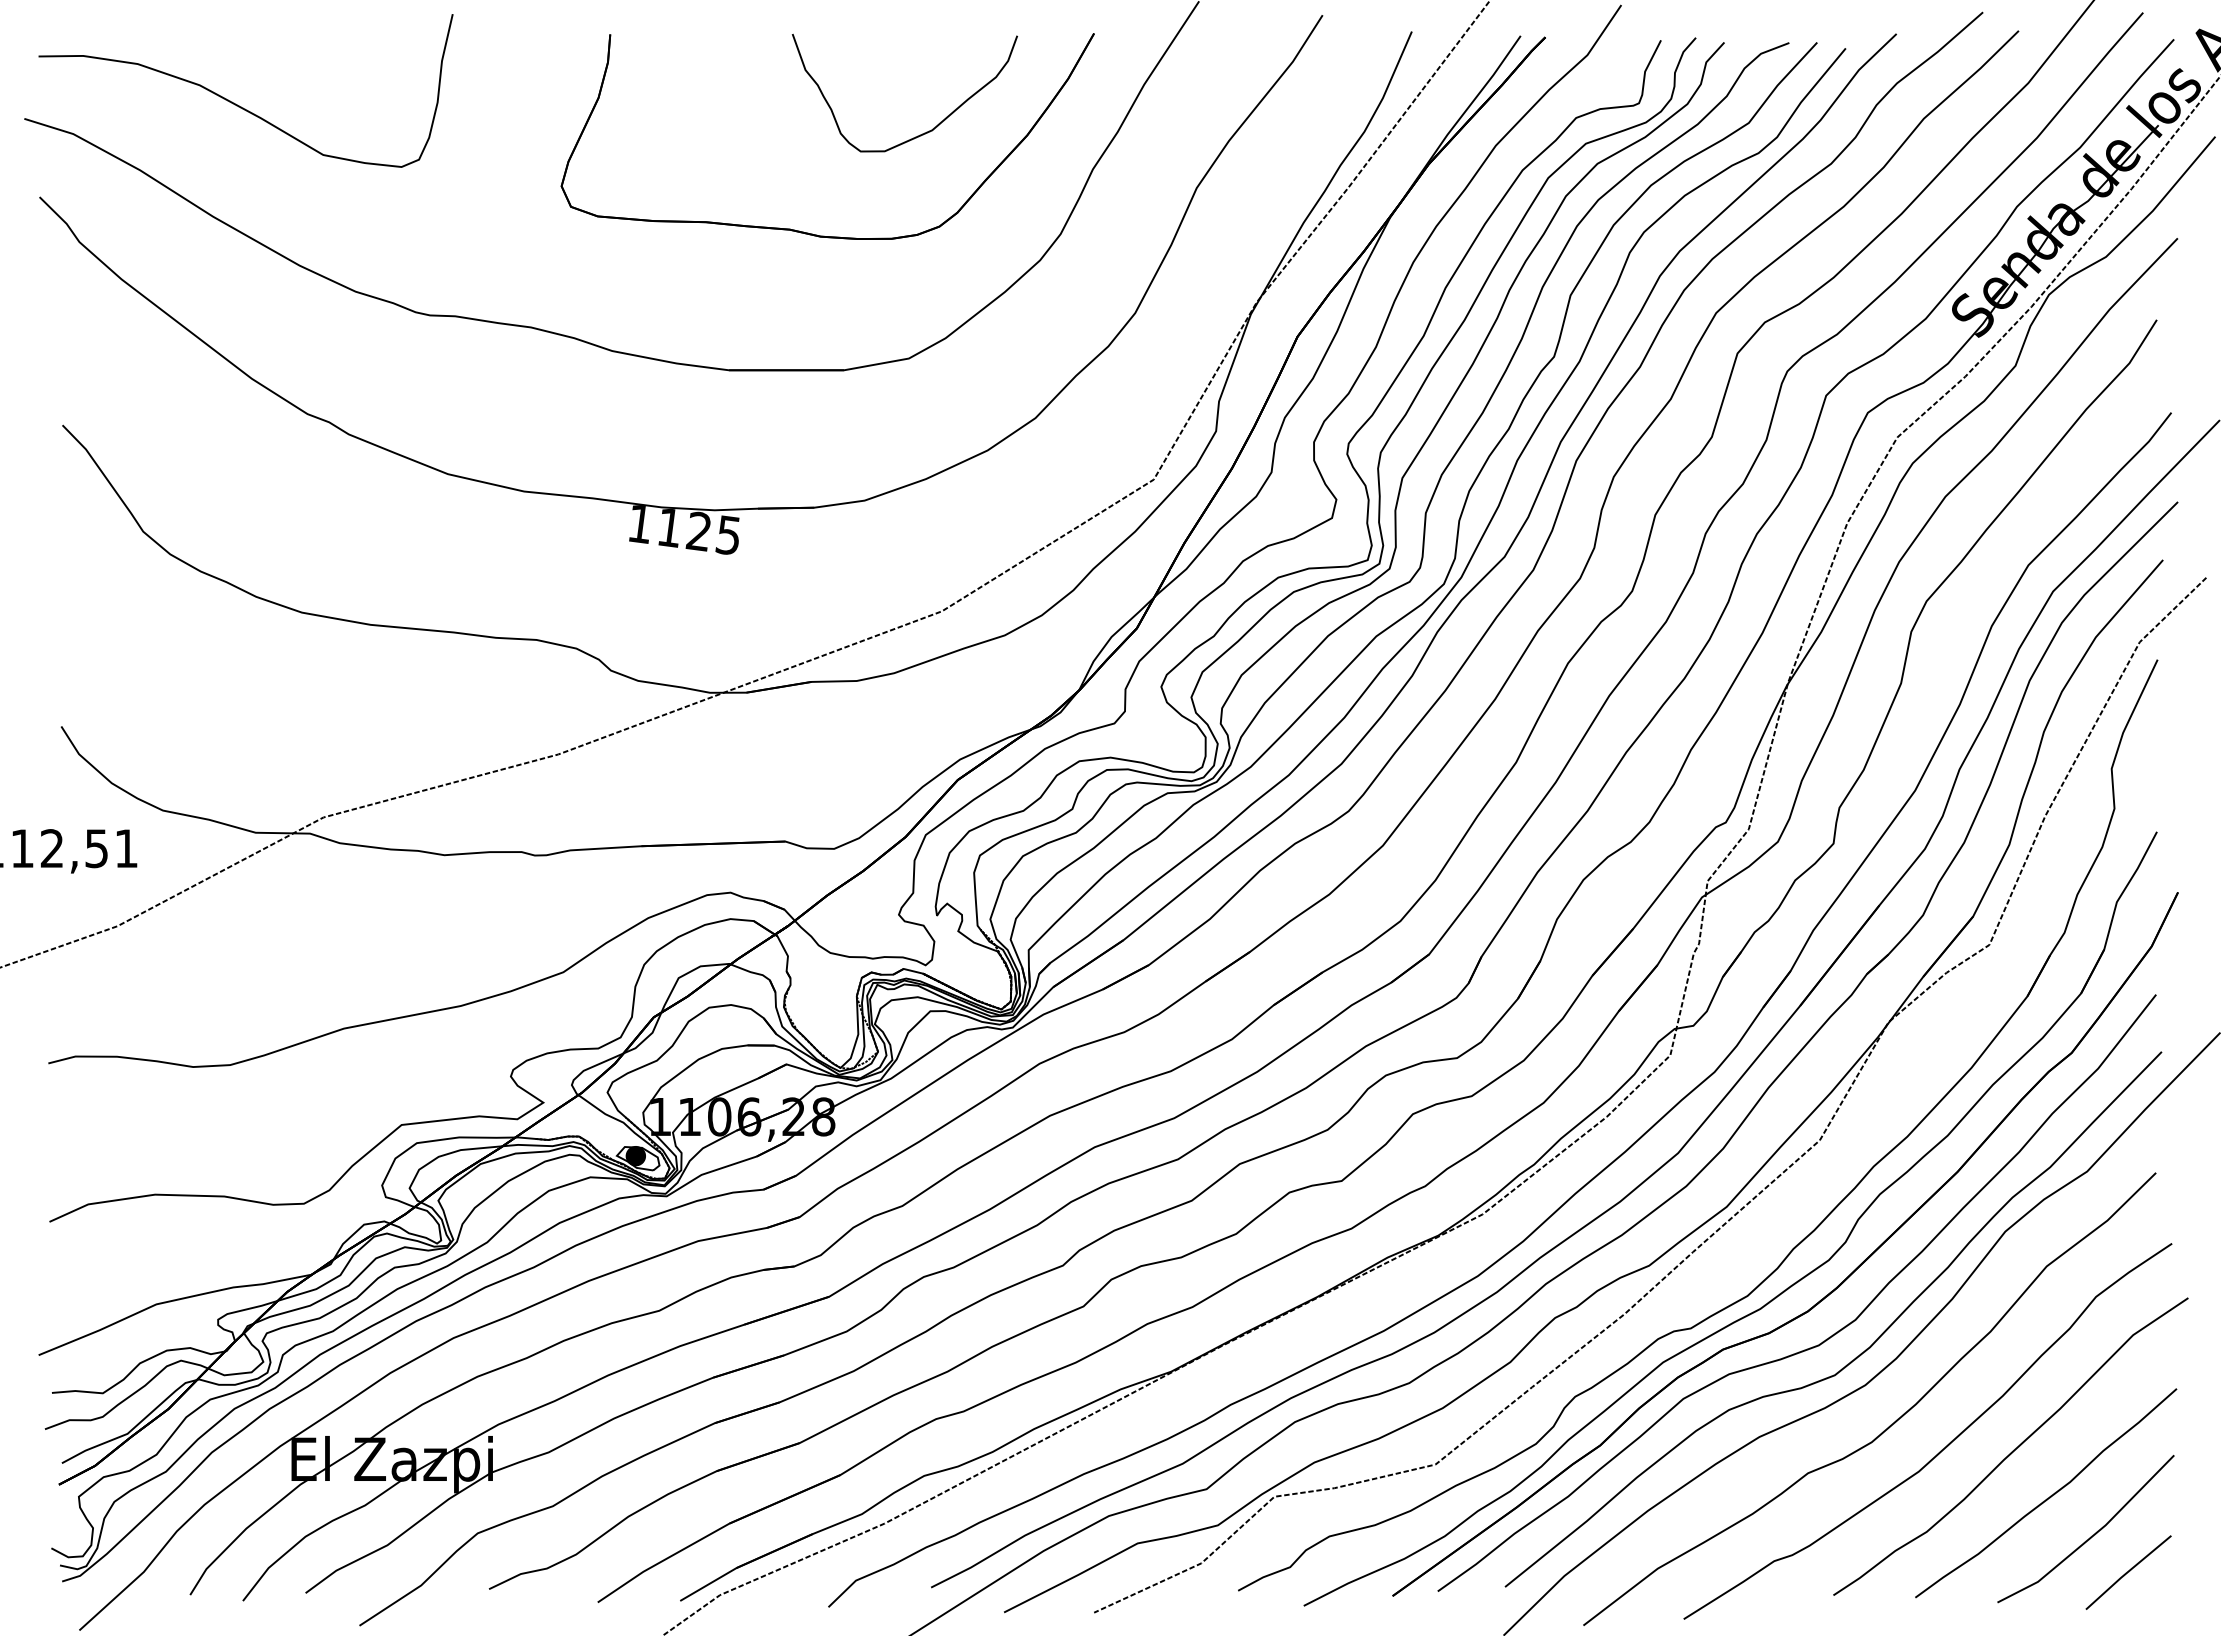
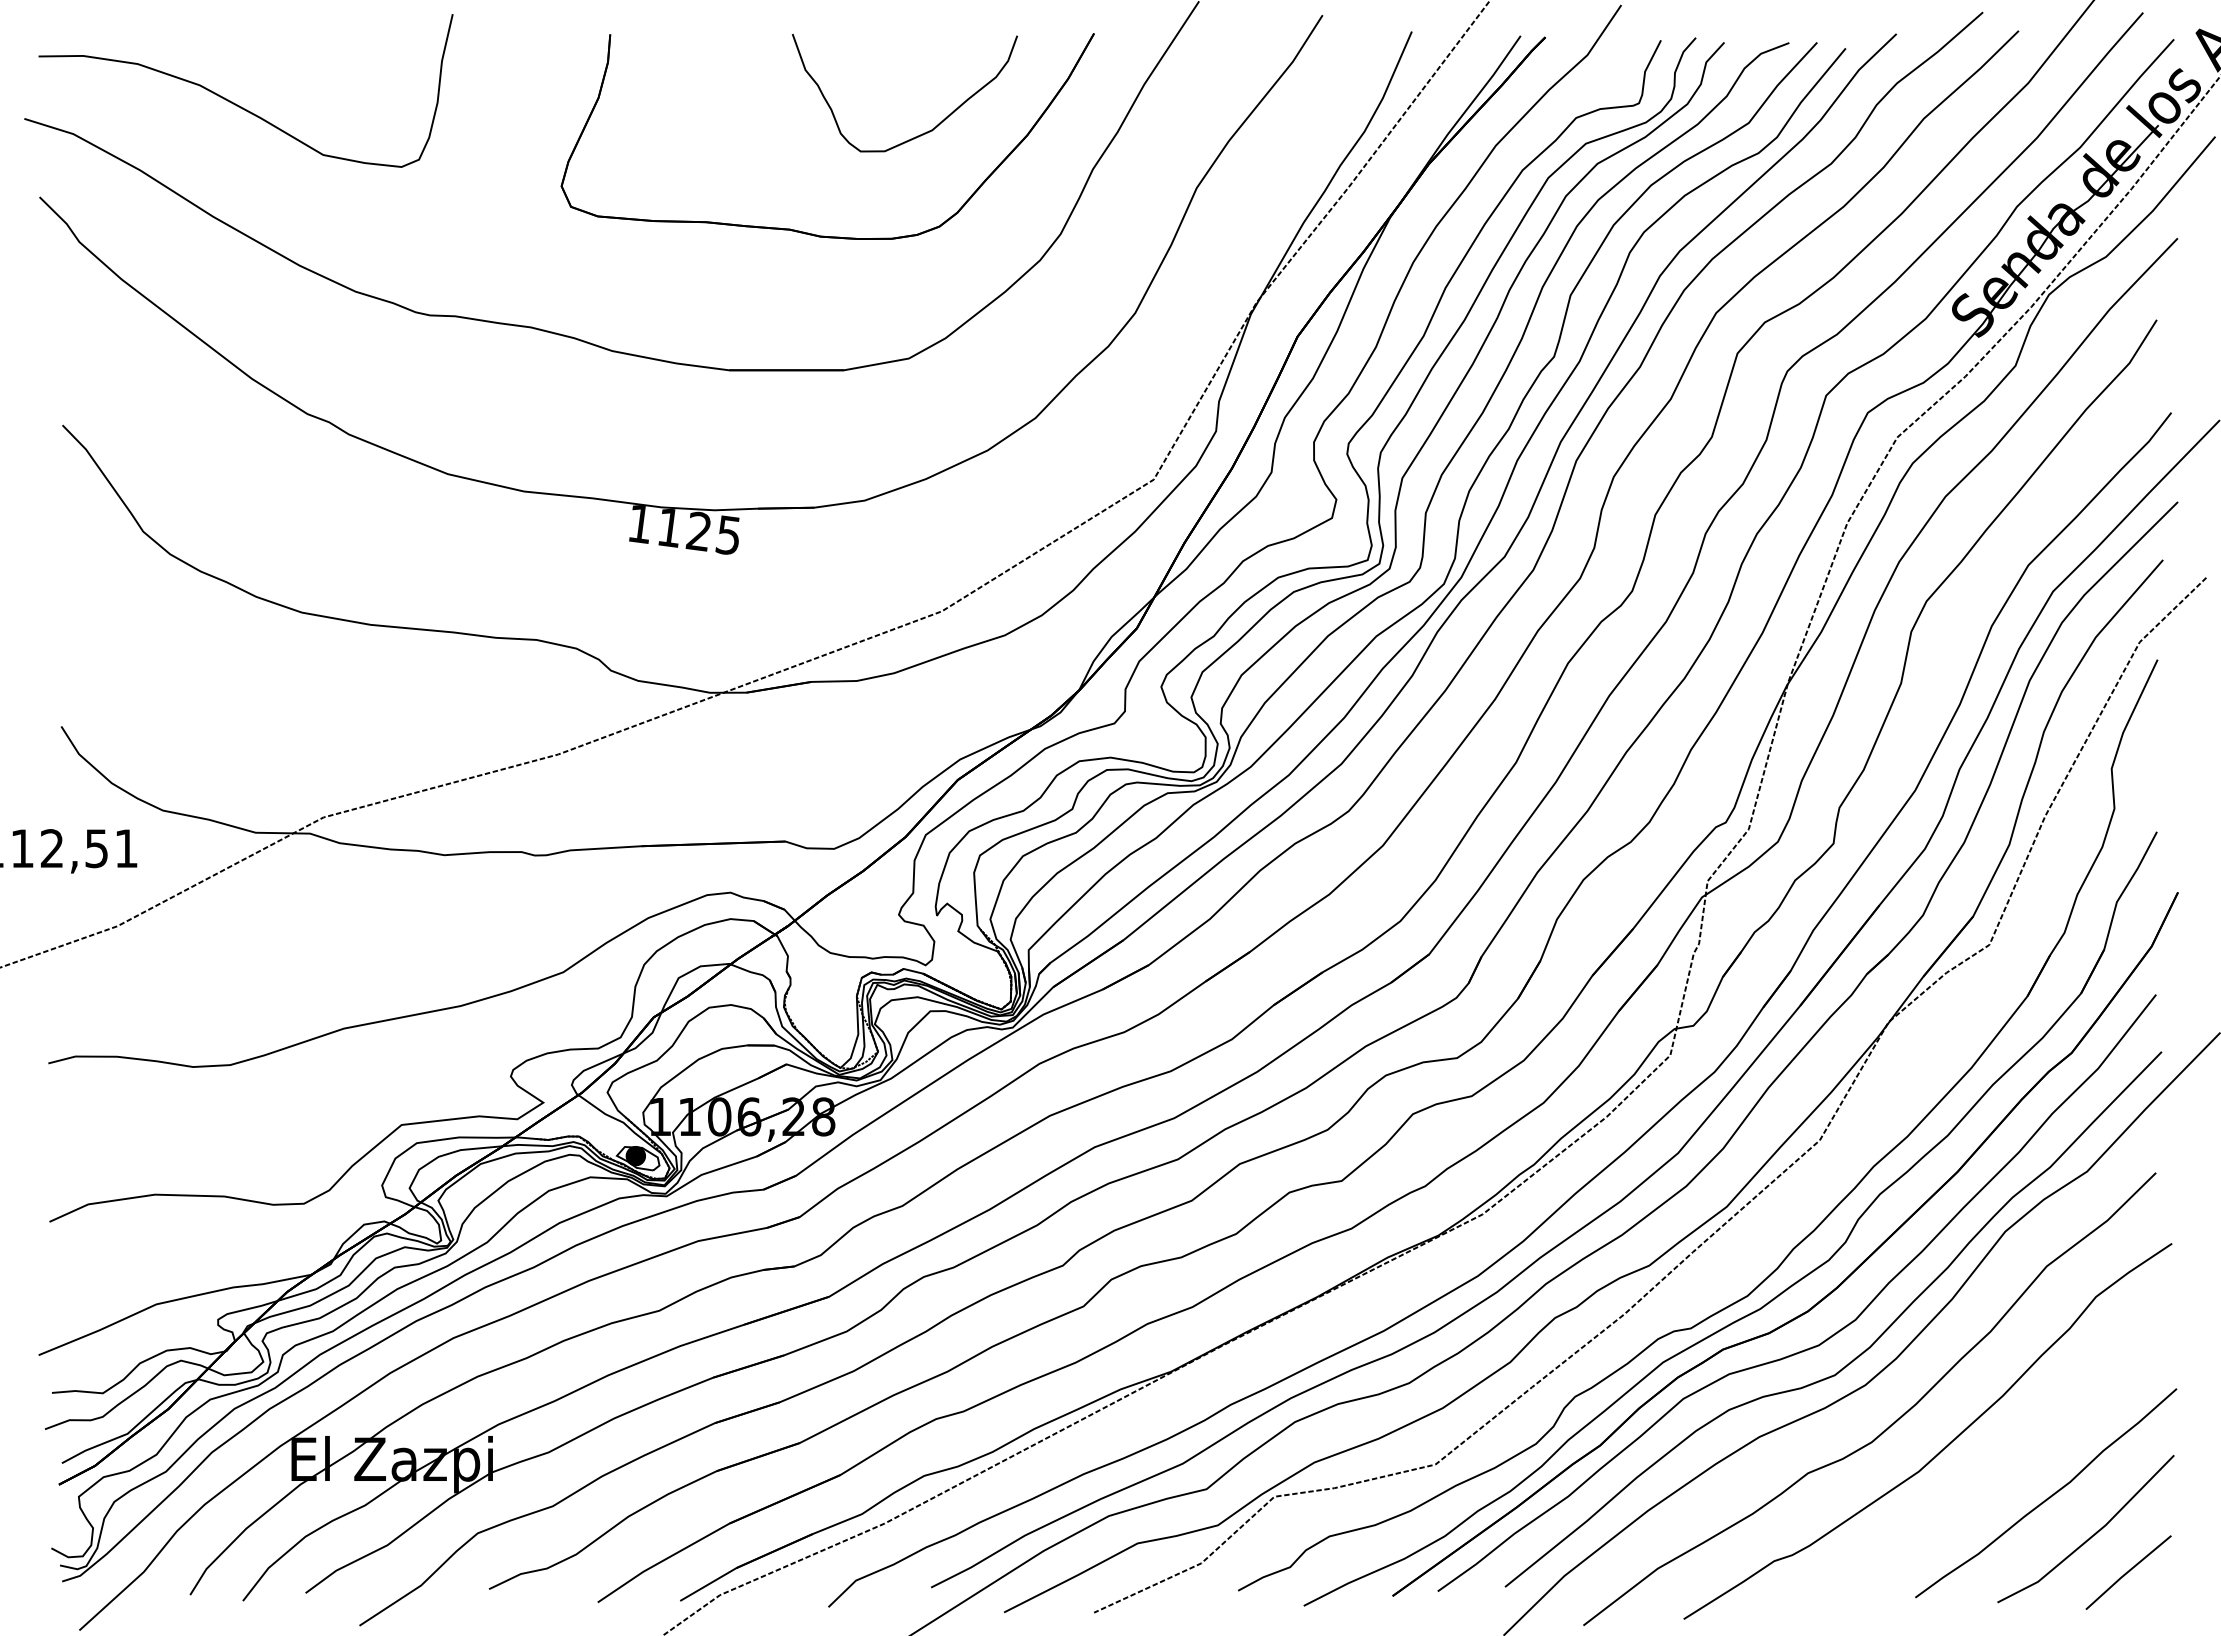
part: present -> none (2010, 1446)
